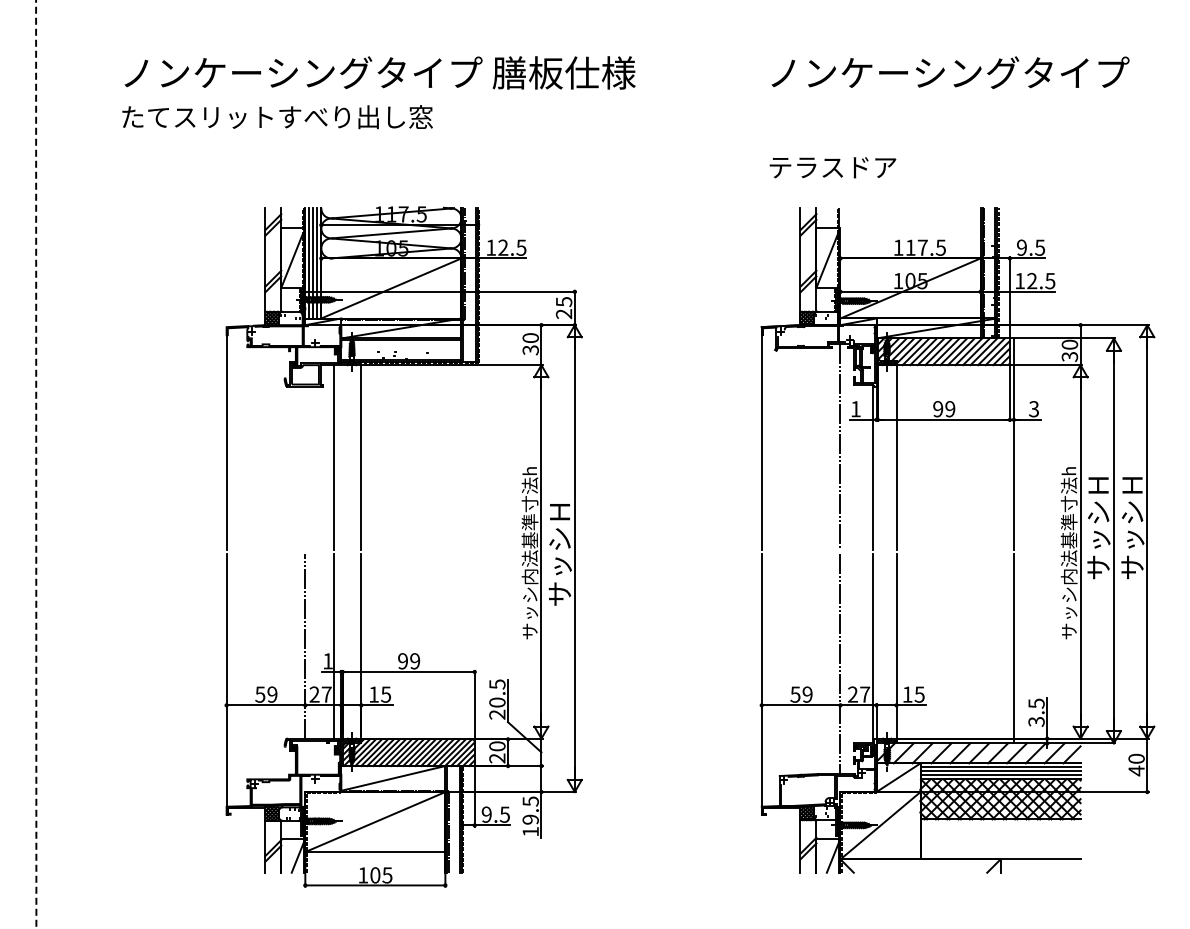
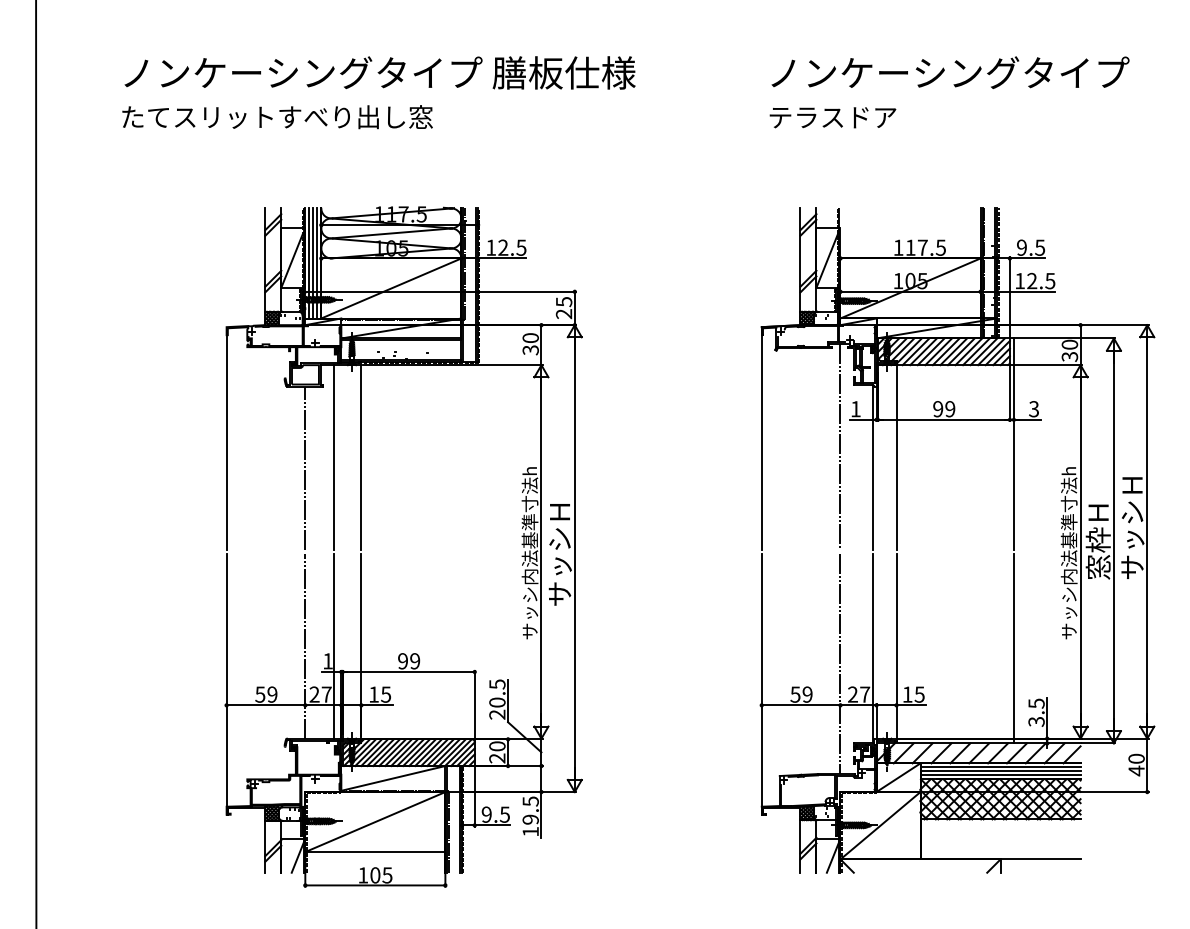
text position: (832, 167) -> (832, 117) (832, 117)
line: dashed -> solid (36, 464)
line: none -> present (305, 467)
text: サッシＨ -> 窓枠Ｈ (1097, 528)
